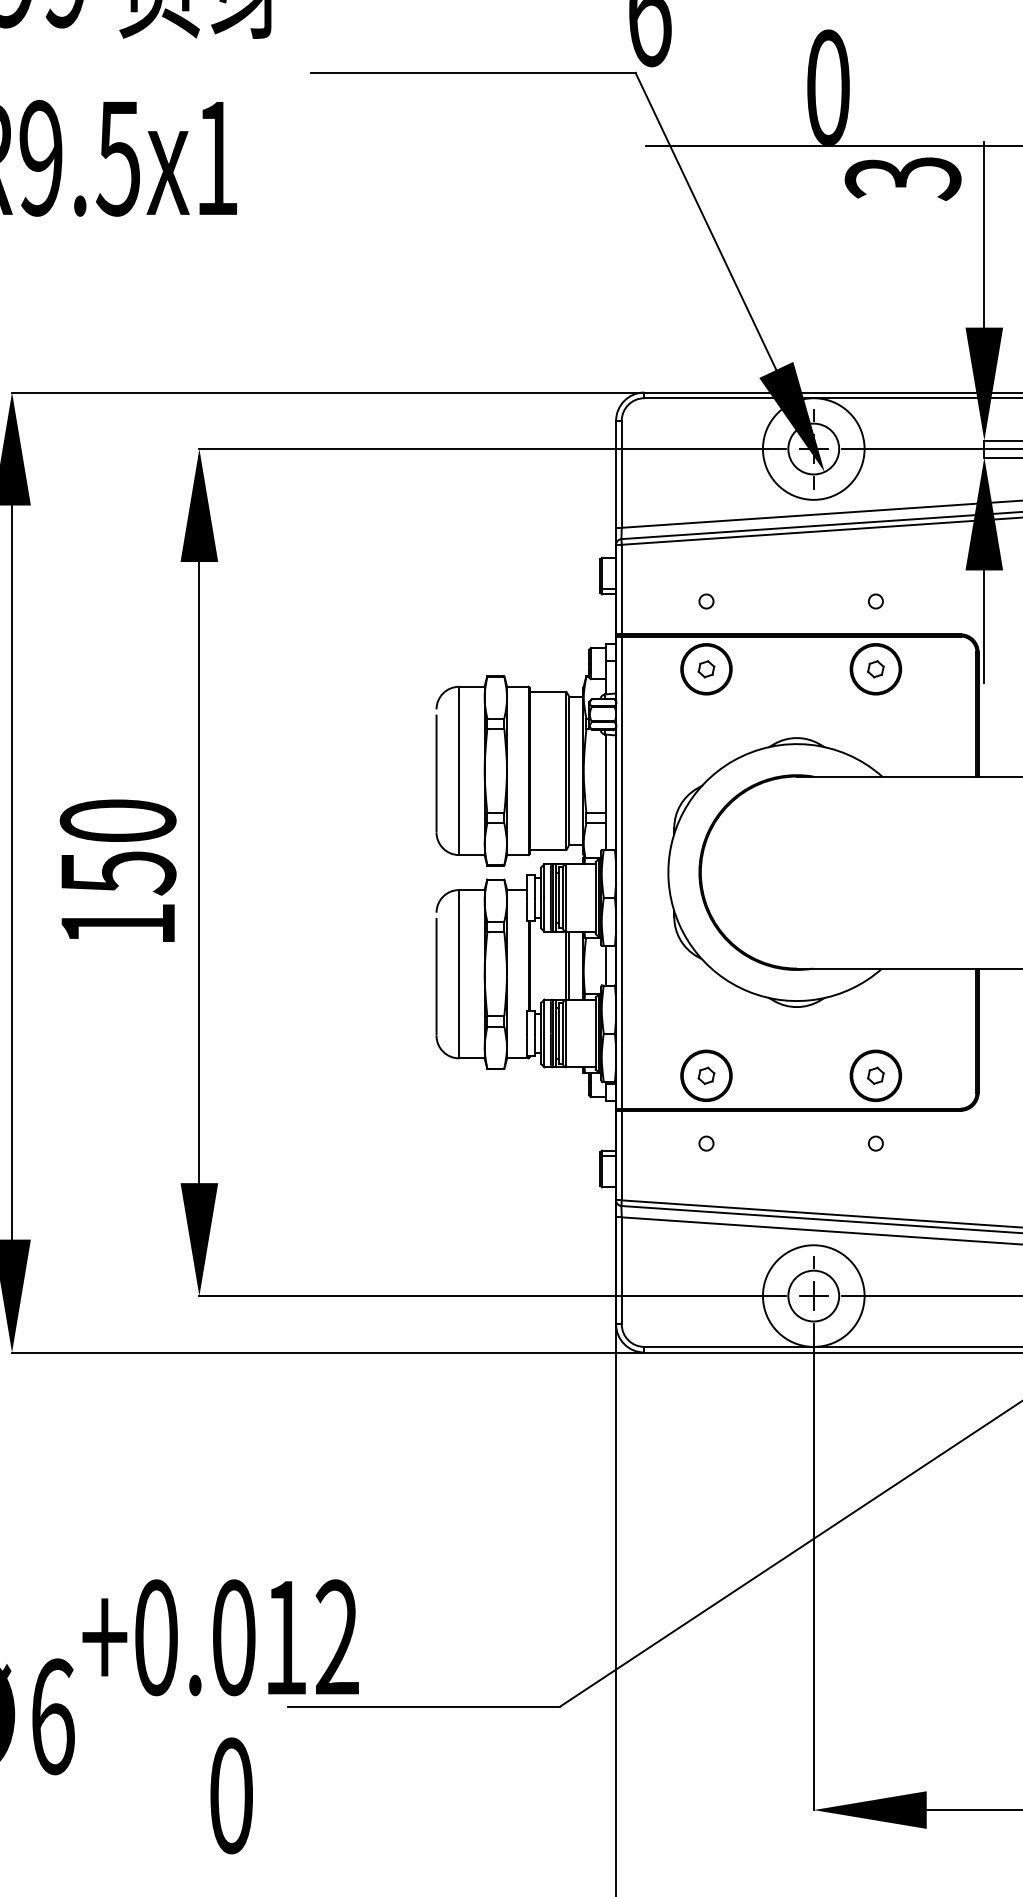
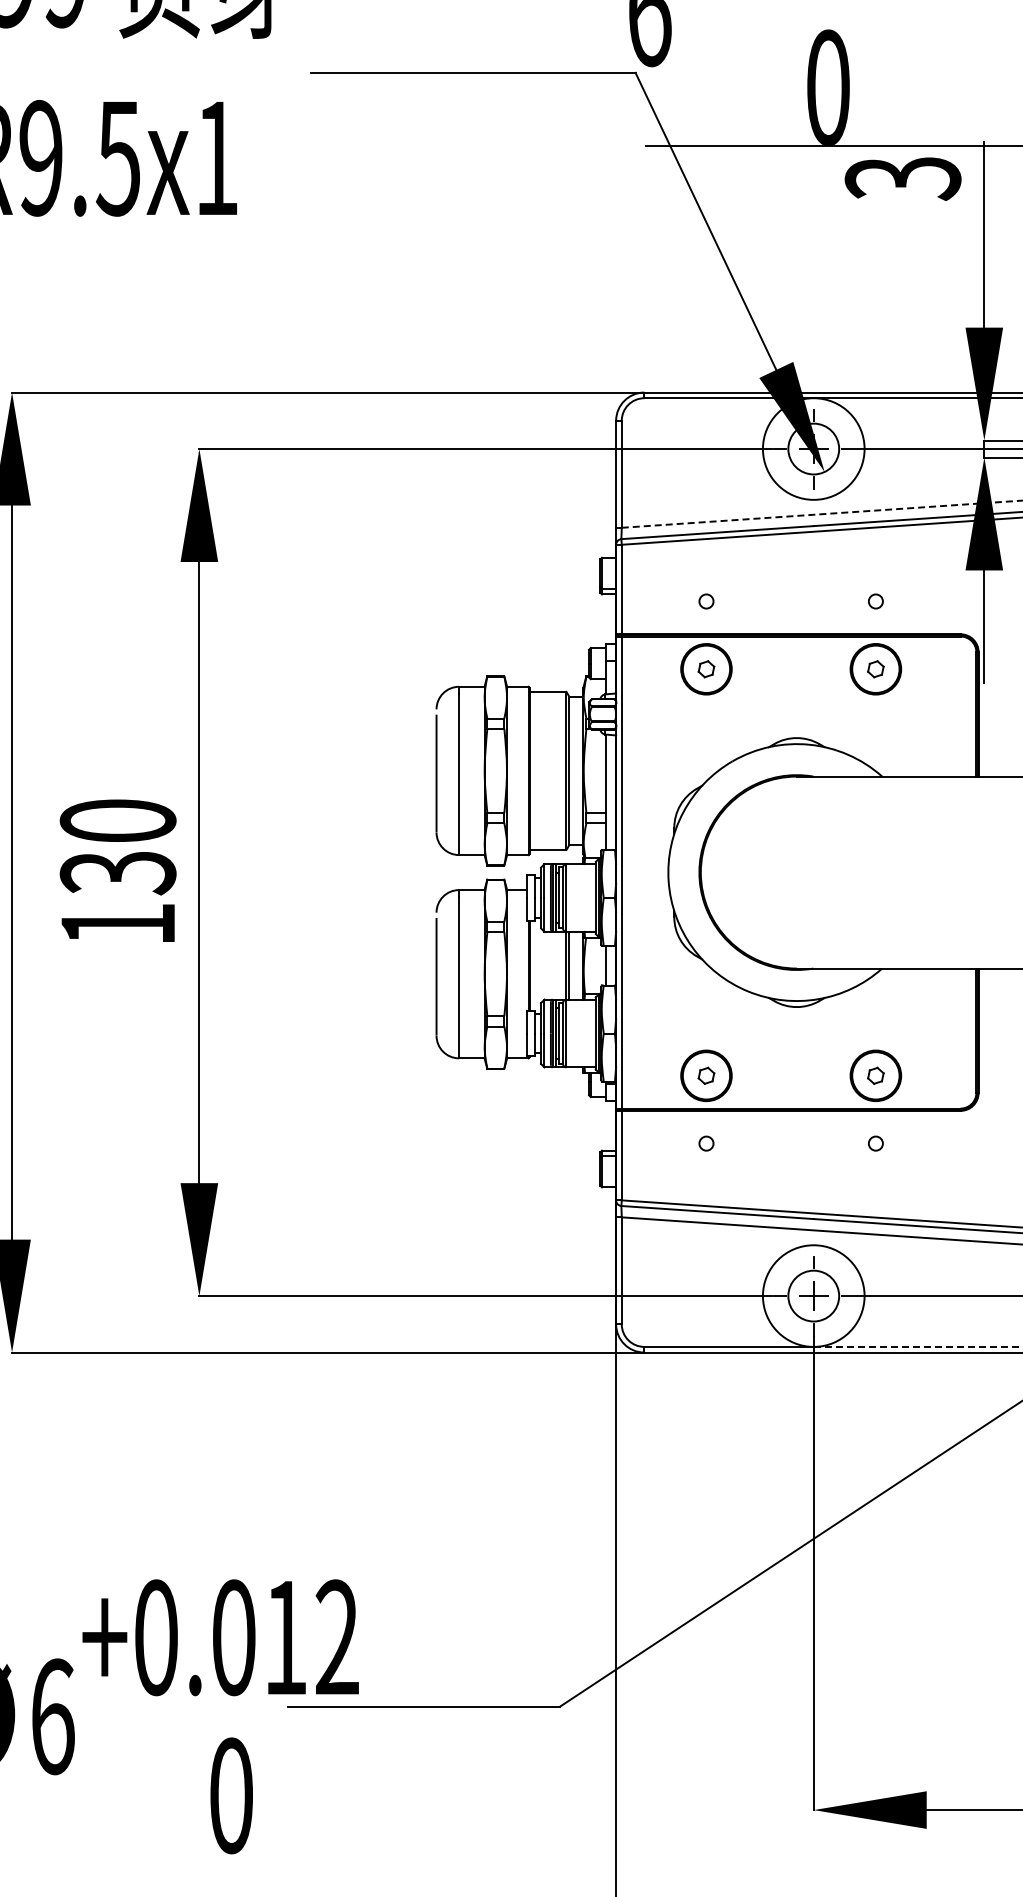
line: solid -> dashed (822, 514)
text: 150 -> 130 (117, 873)
line: solid -> dashed (918, 1346)
